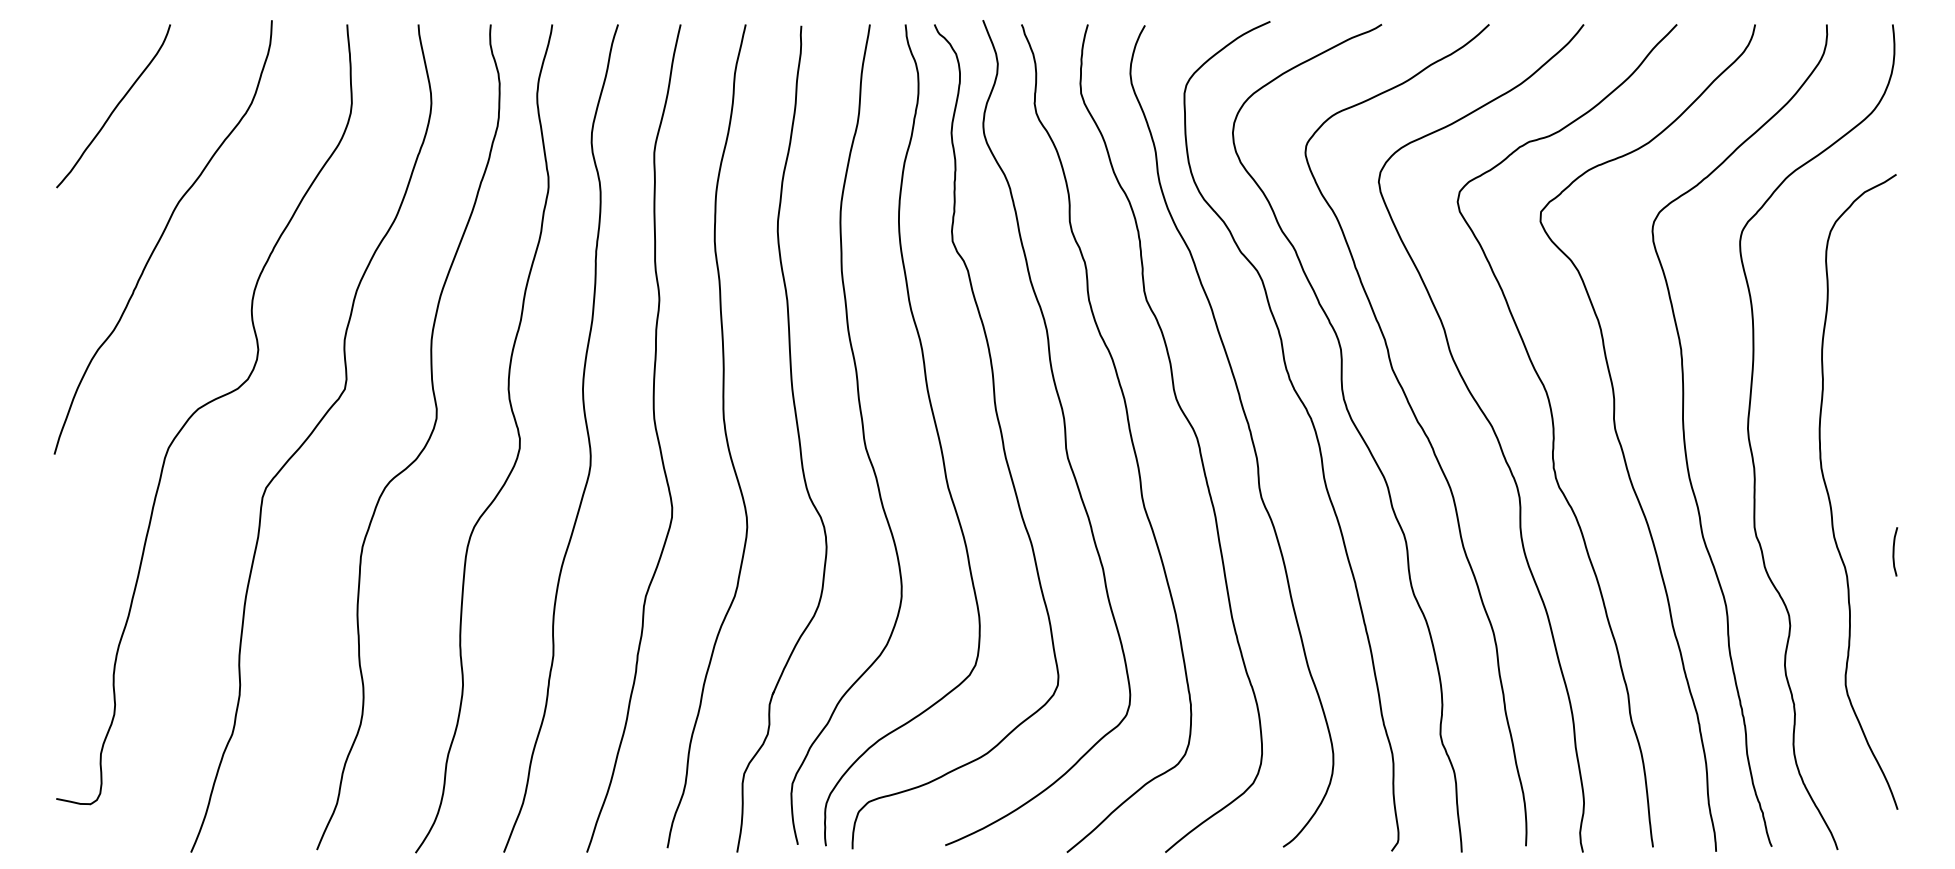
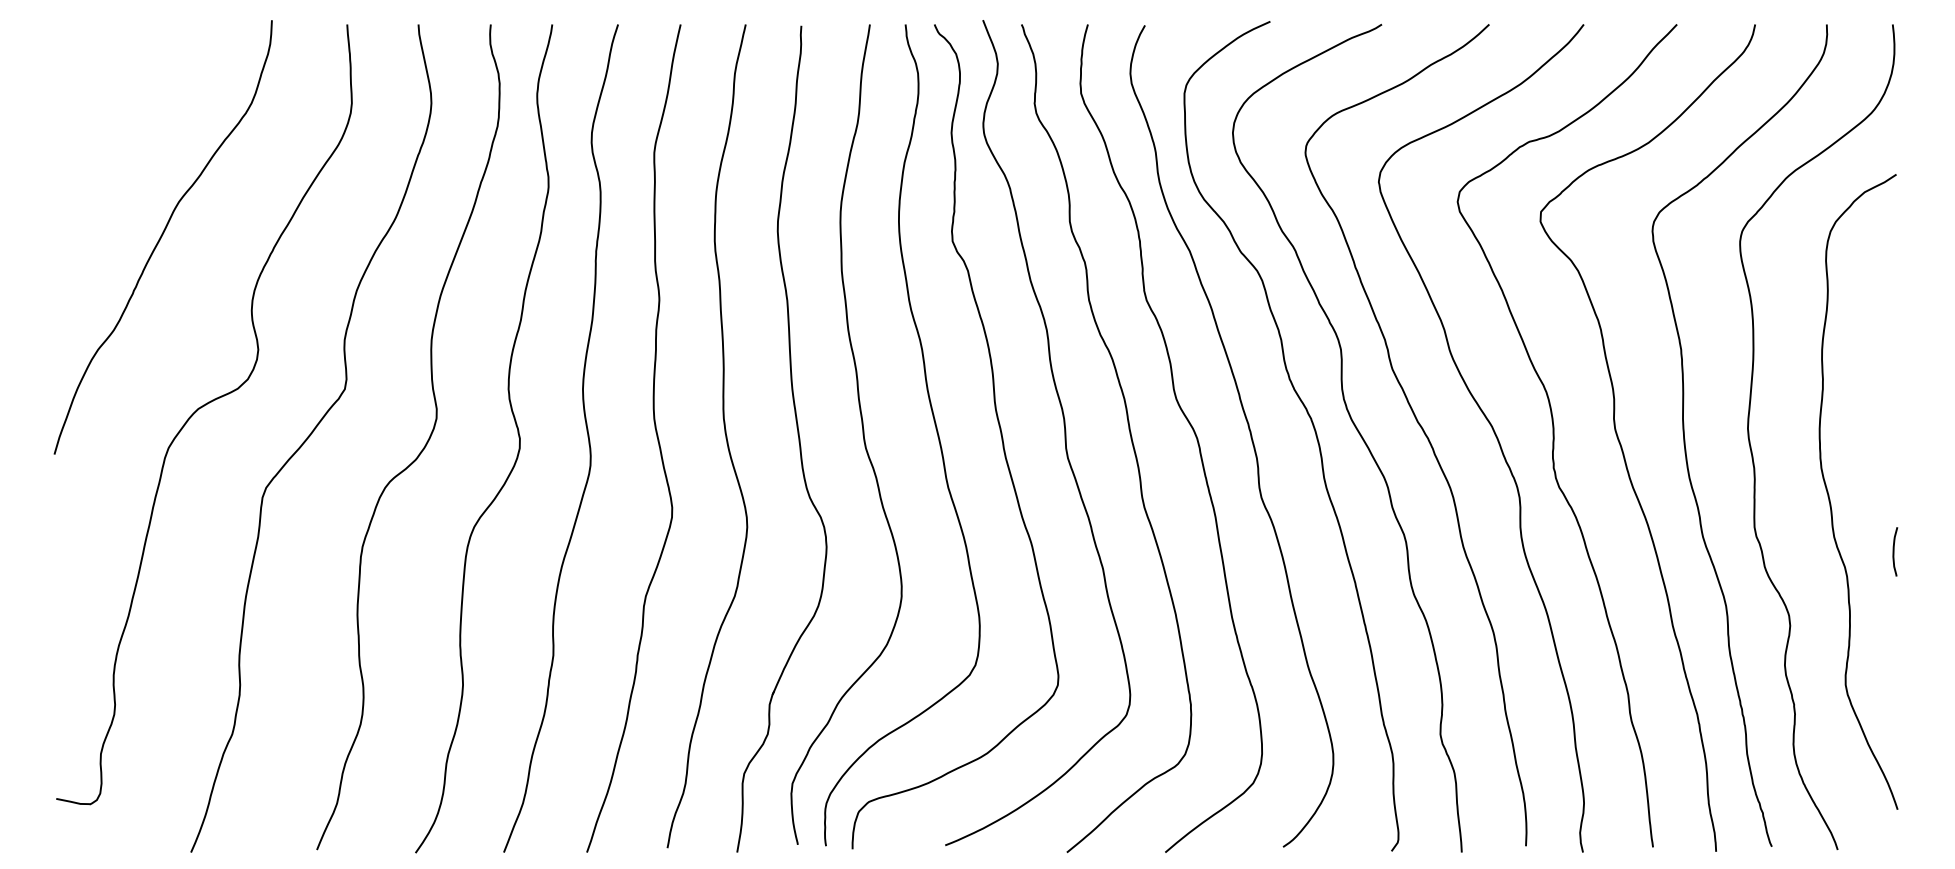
curve: present -> none (114, 107)
